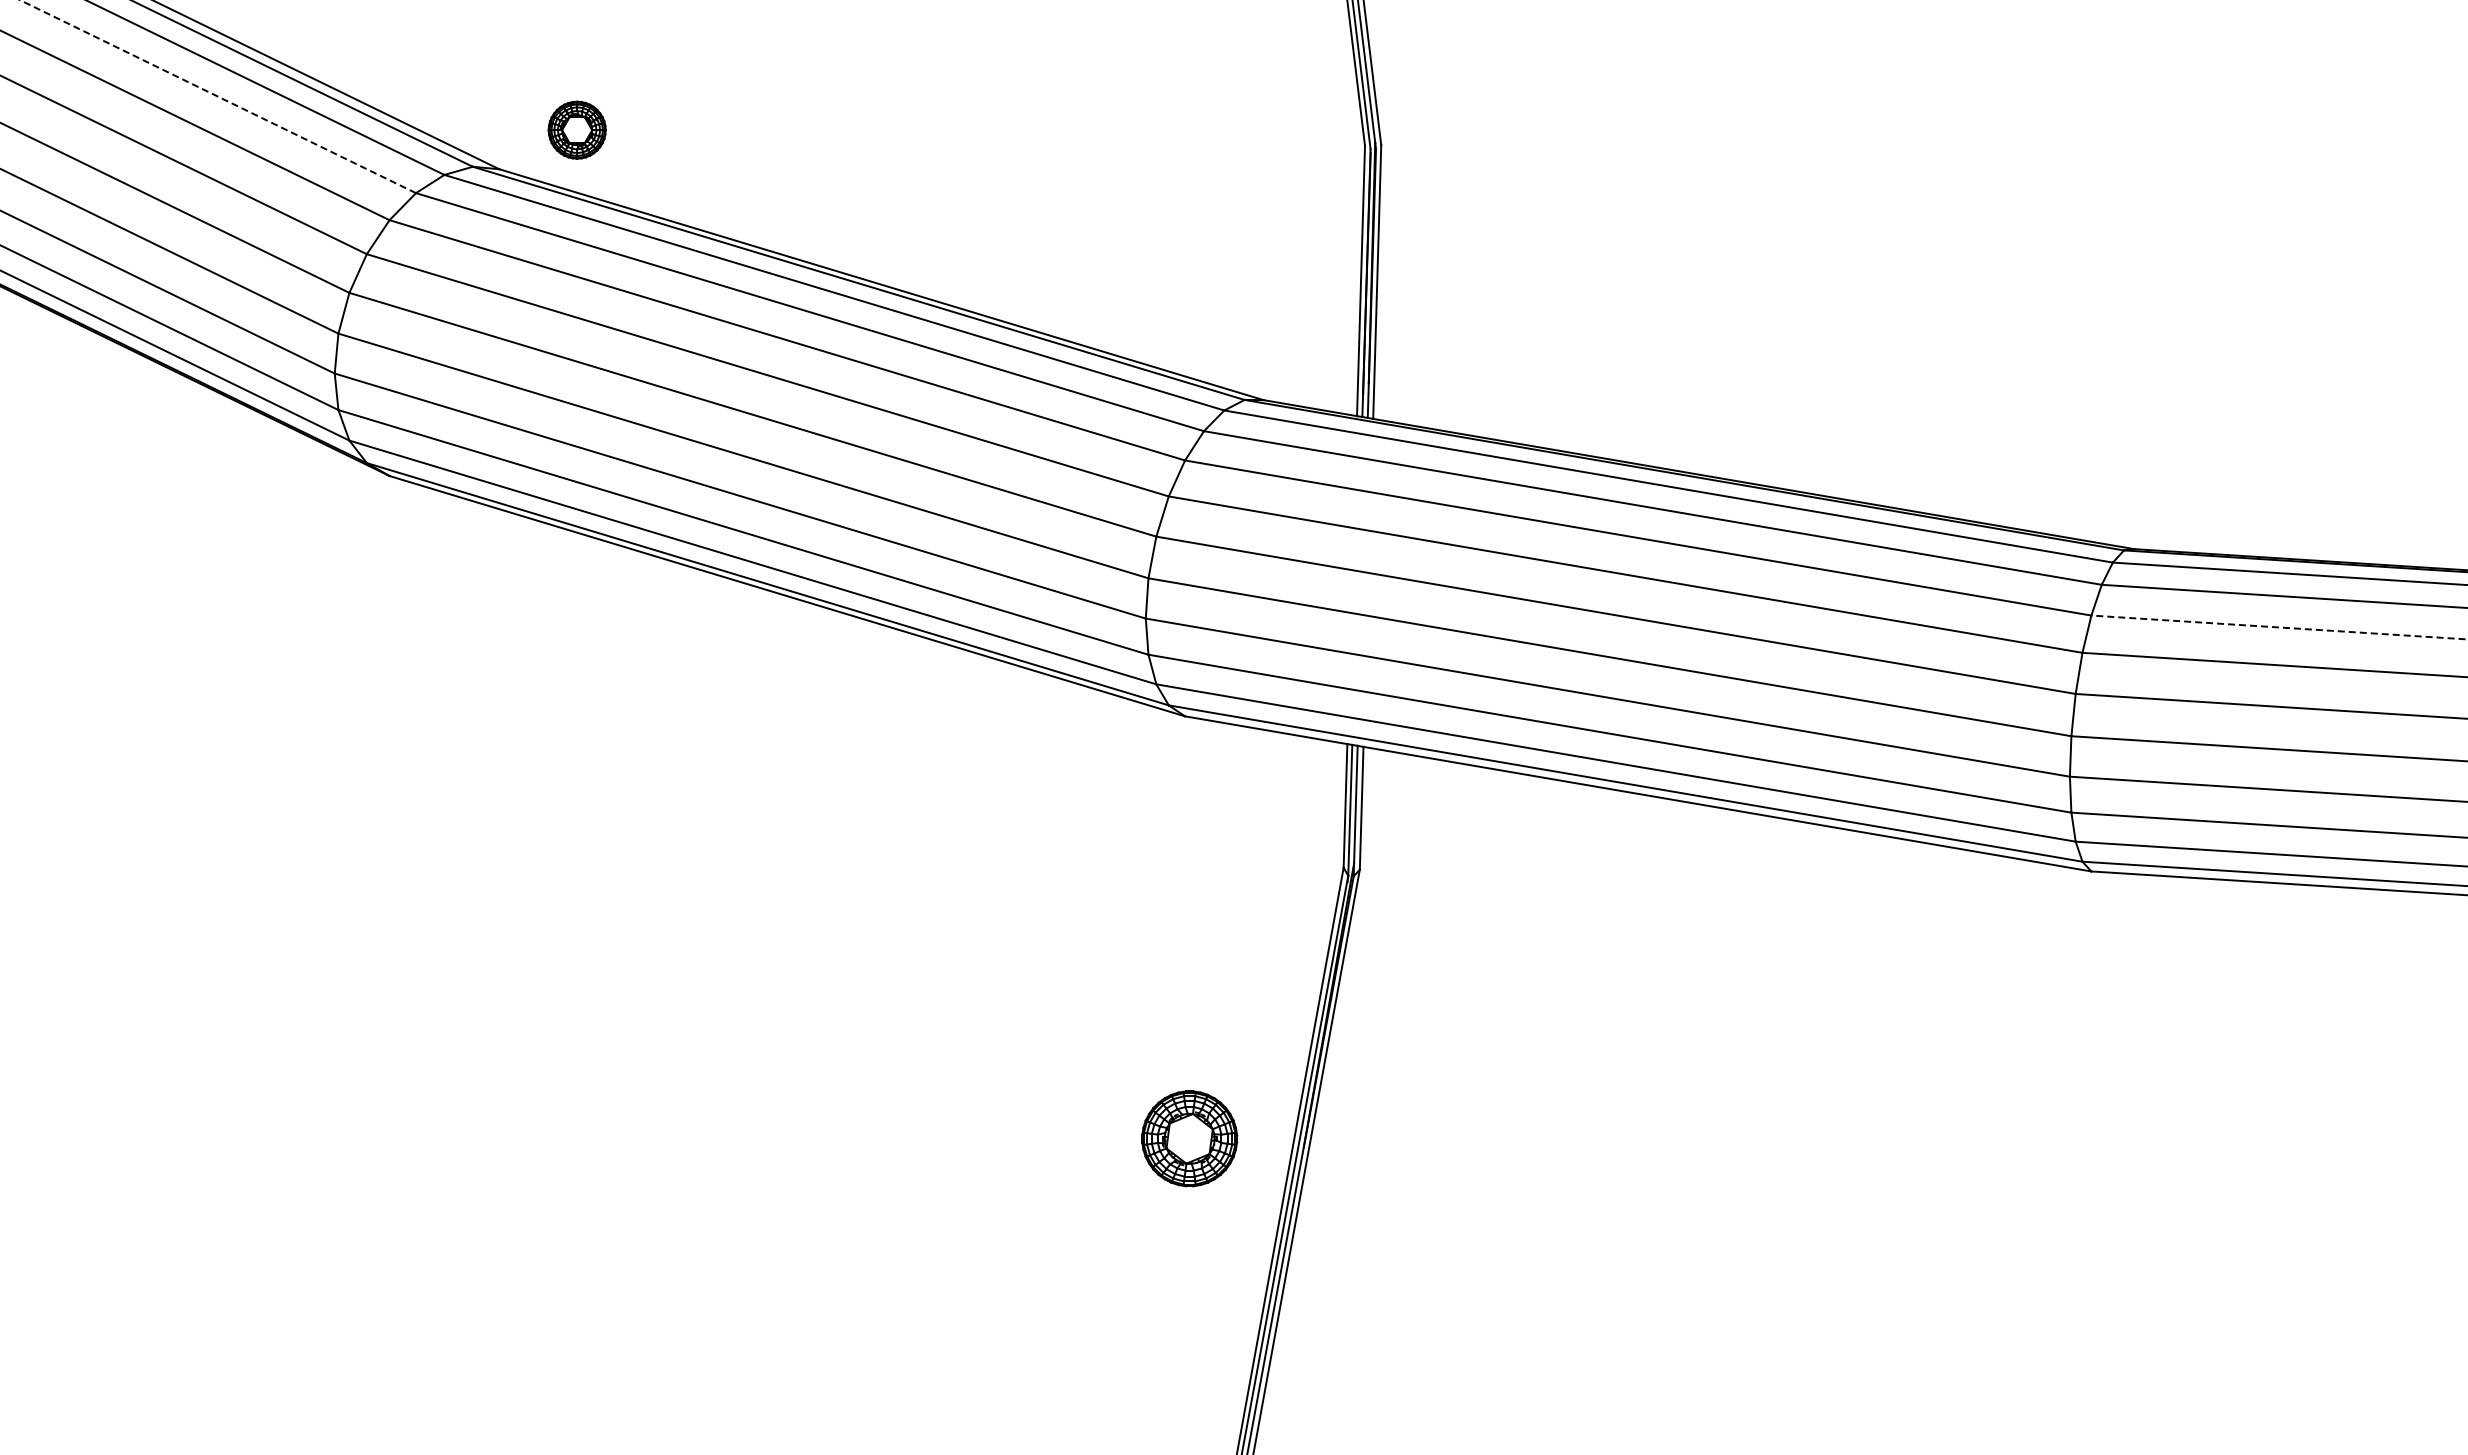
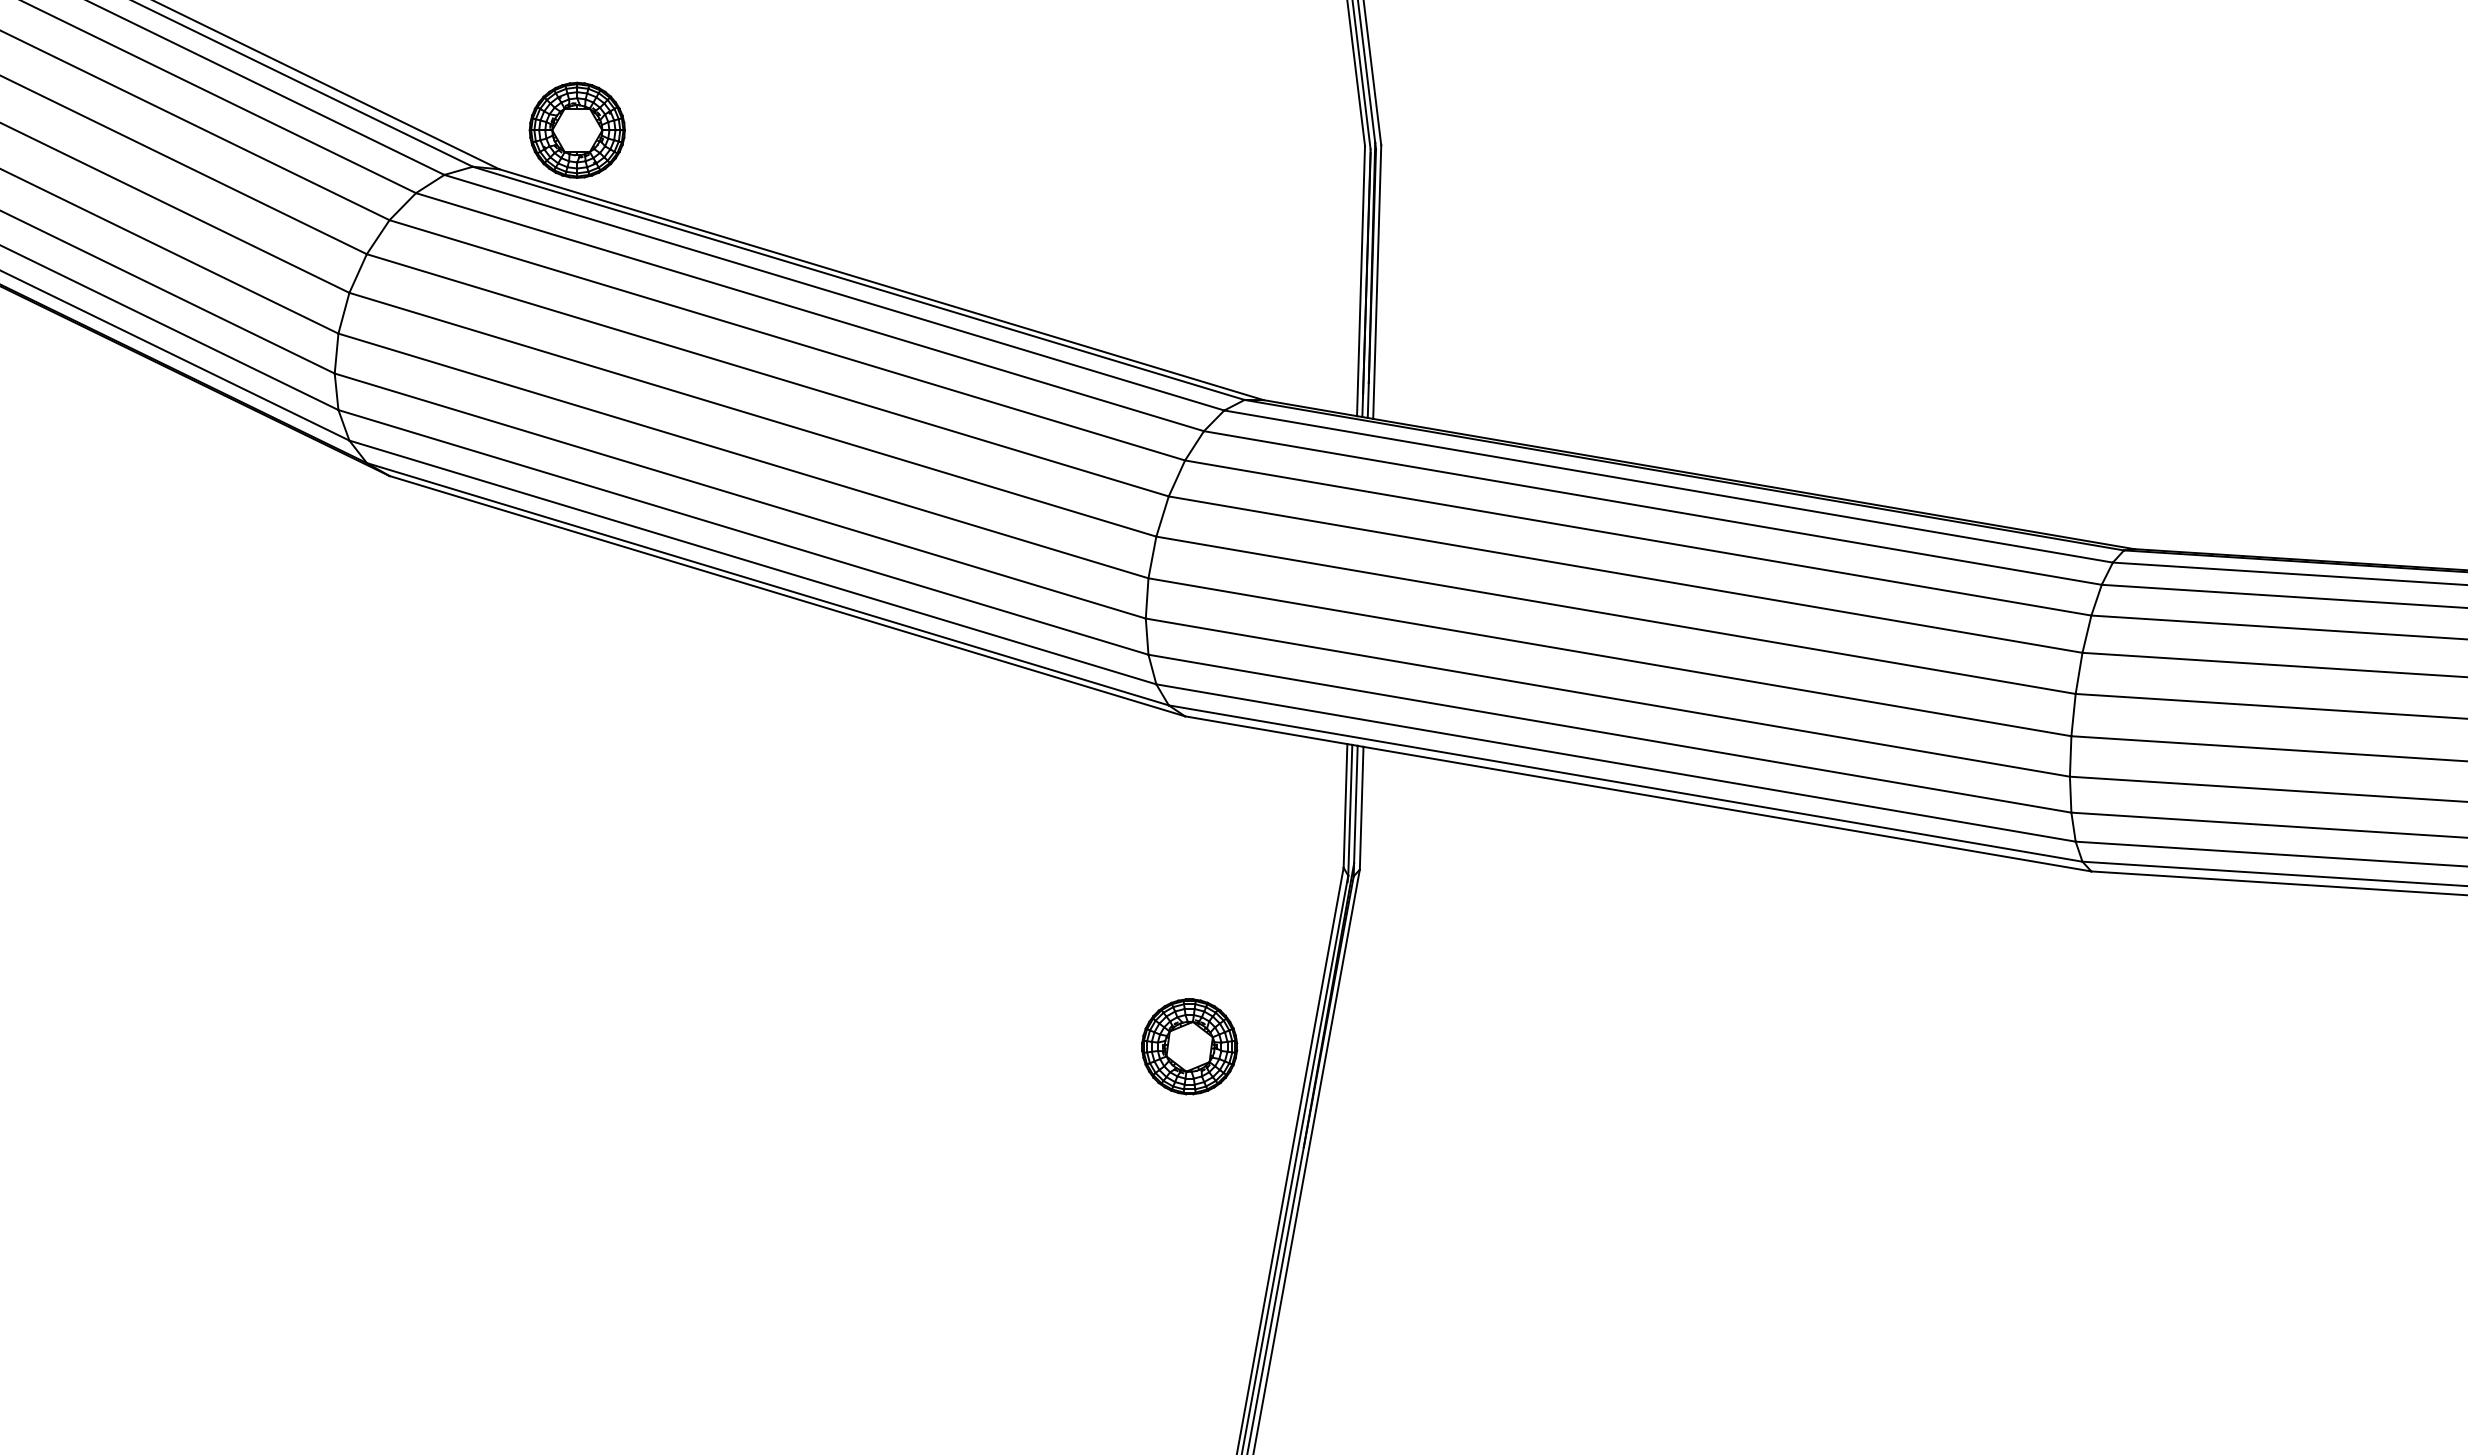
line: dashed -> solid (218, 96)
part size: 60x60 px -> 98x98 px (576, 129)
line: dashed -> solid (2279, 627)
part position: (1189, 1138) -> (1189, 1046) (1189, 1046)
